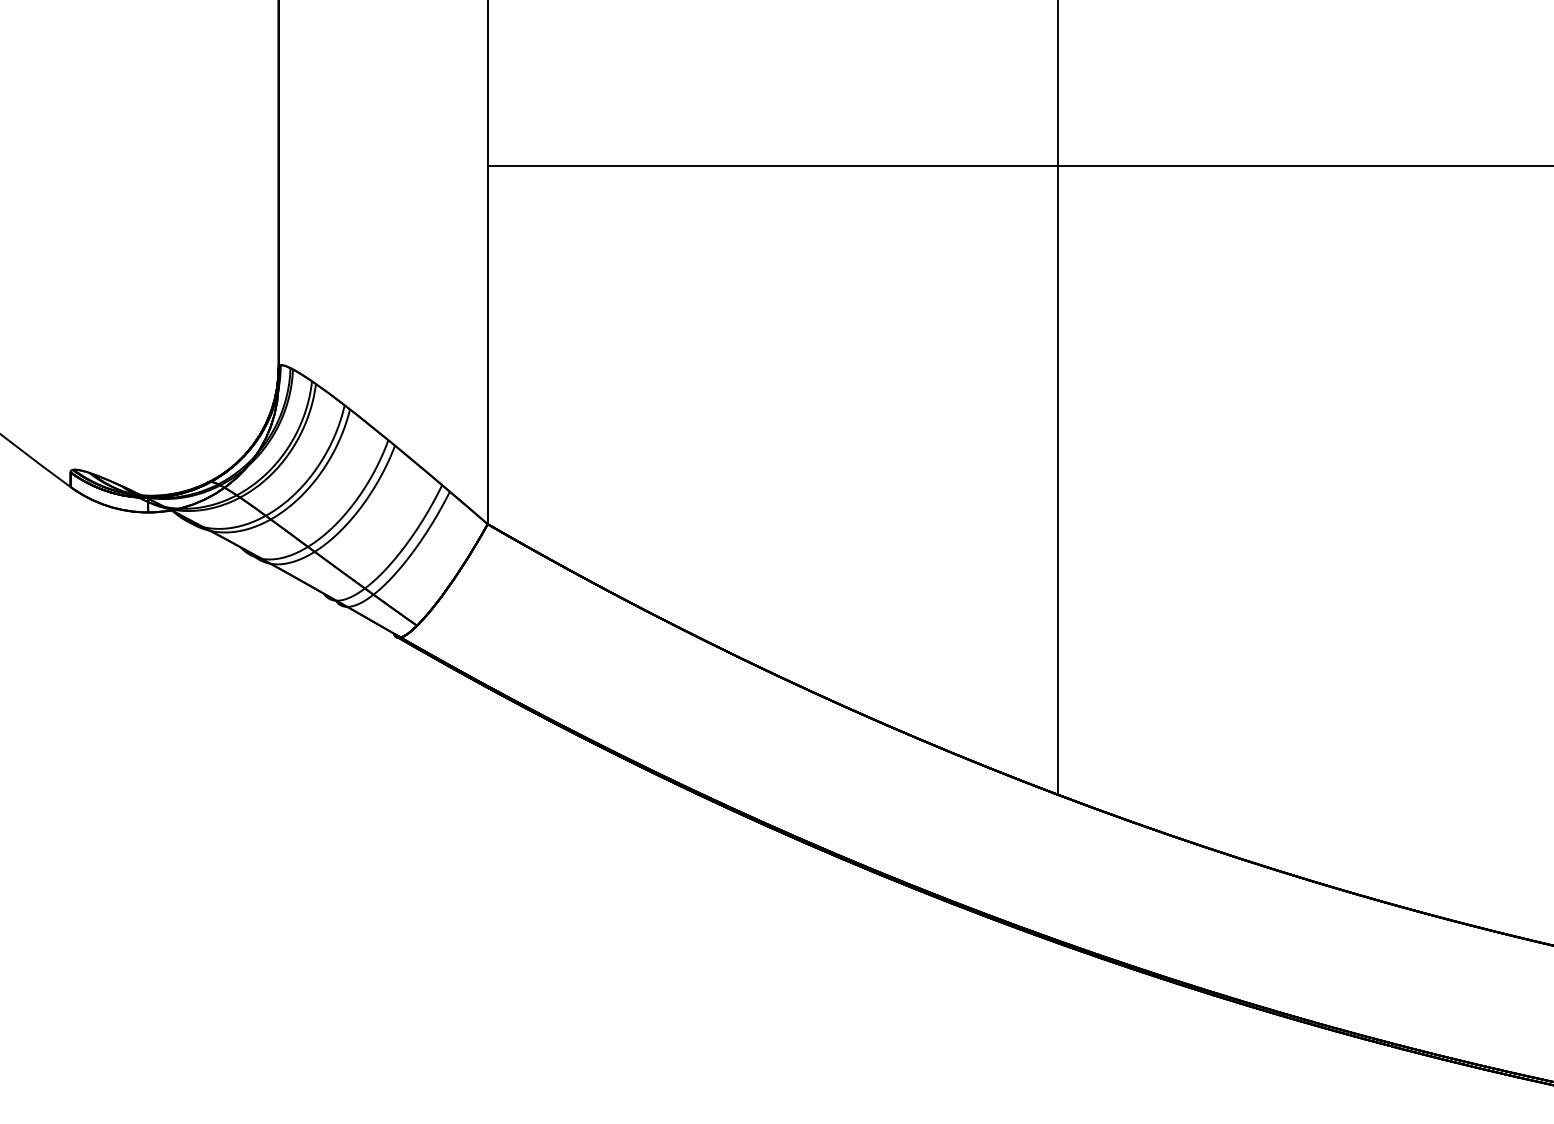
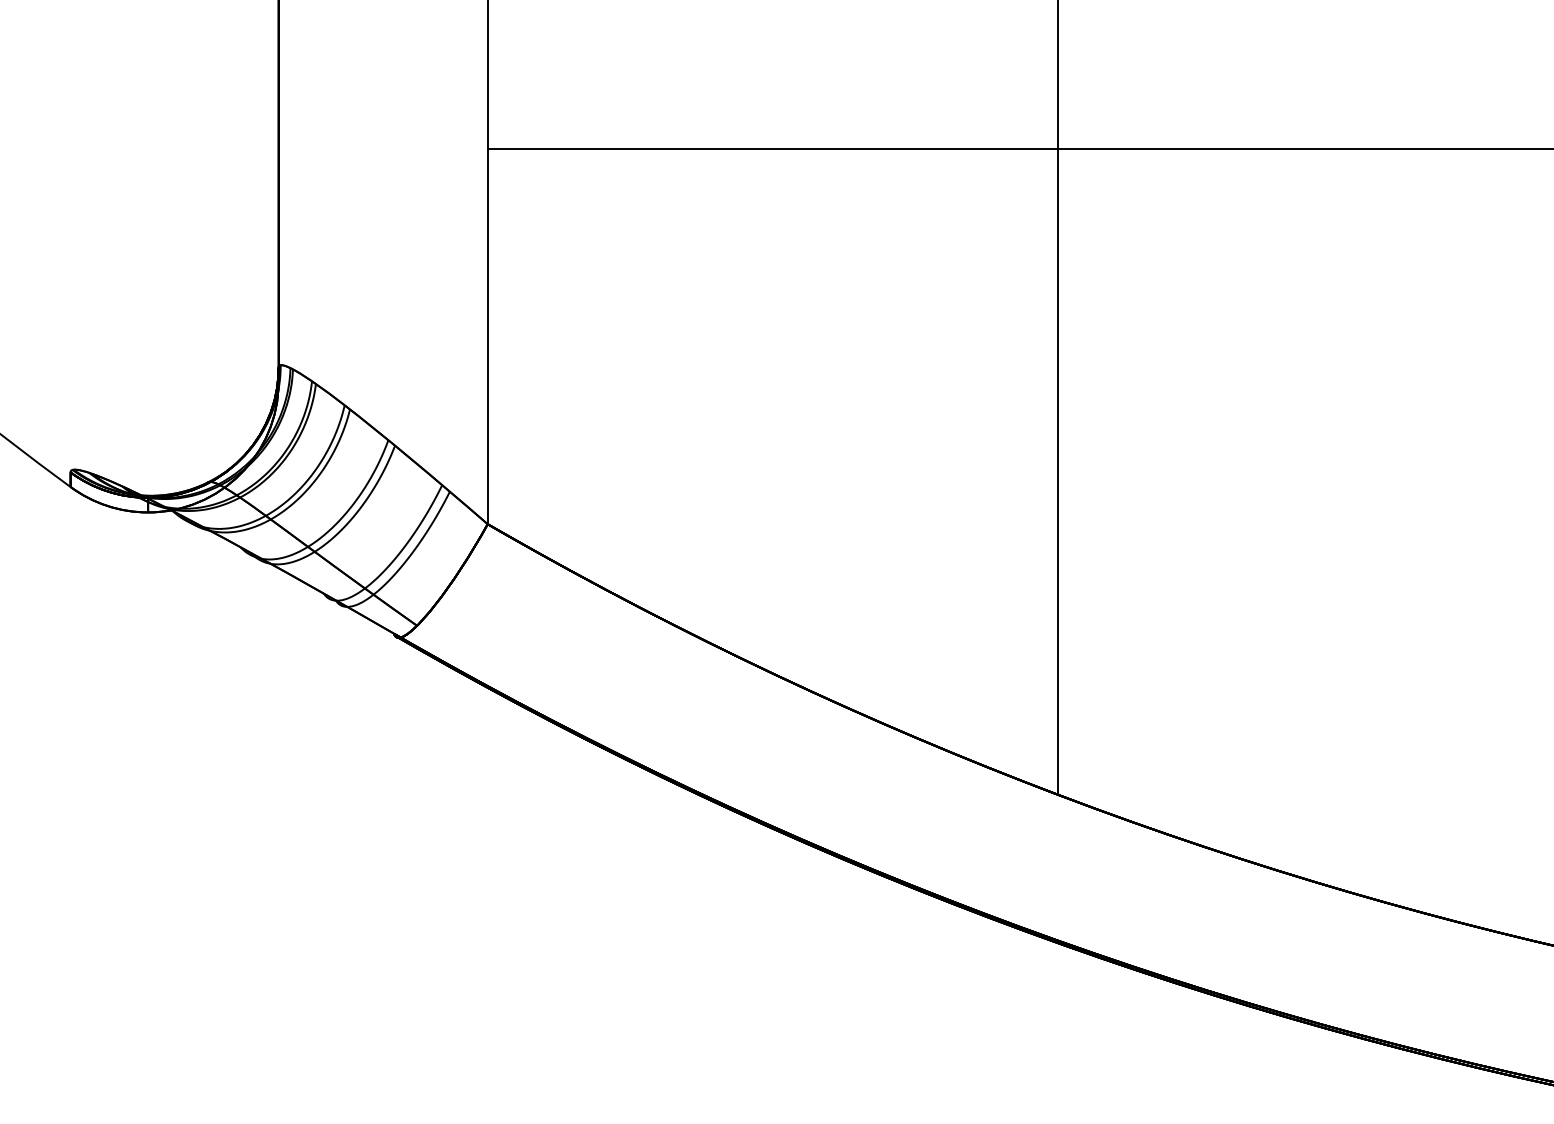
line position: (1018, 165) -> (1018, 148) (1018, 148)
